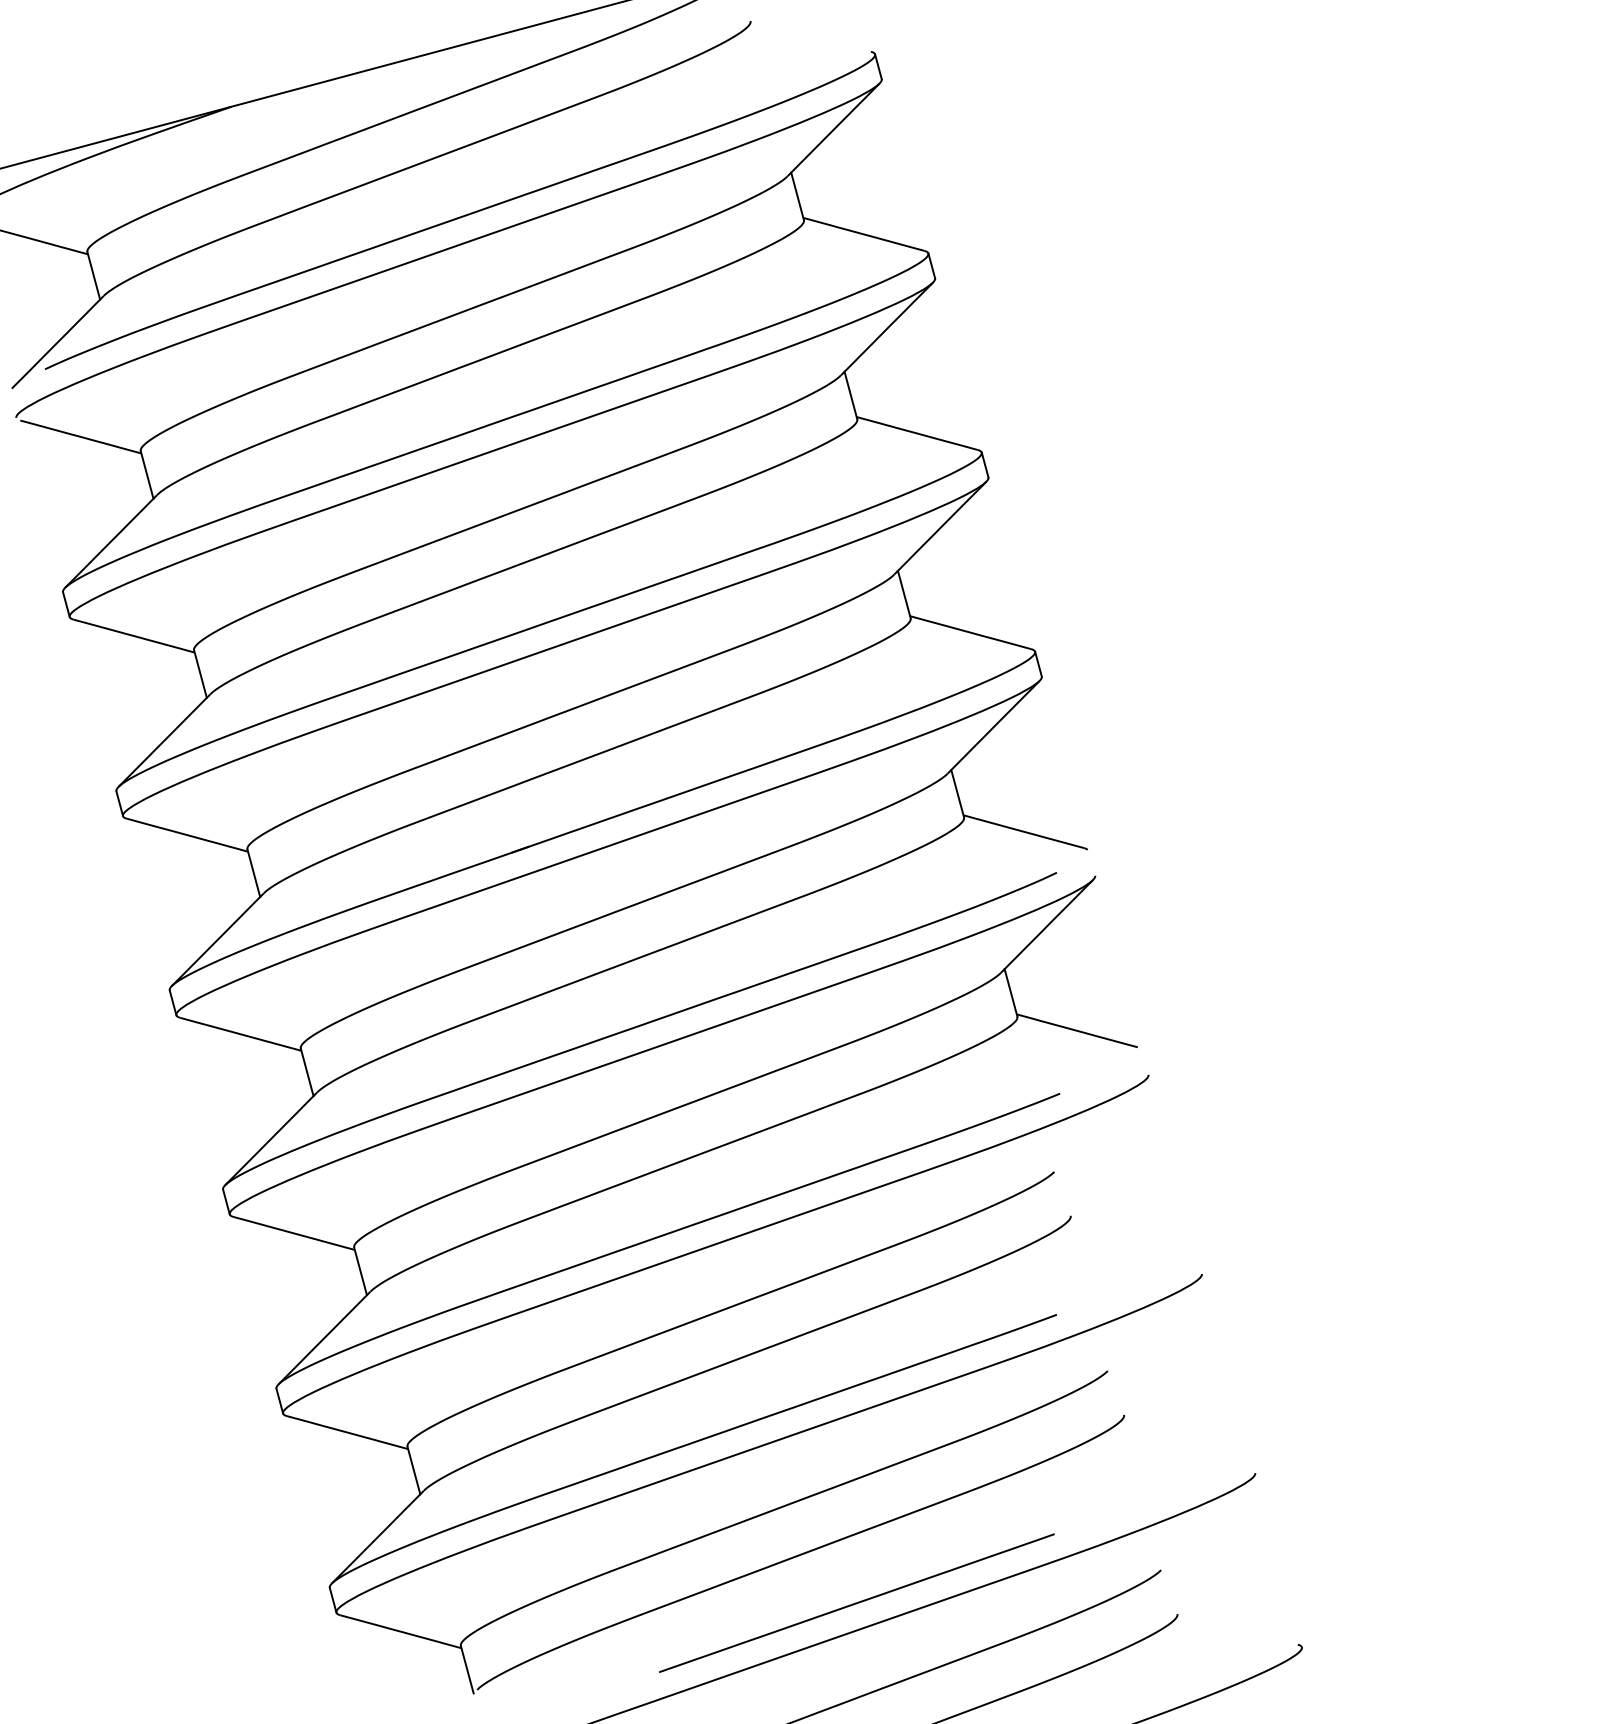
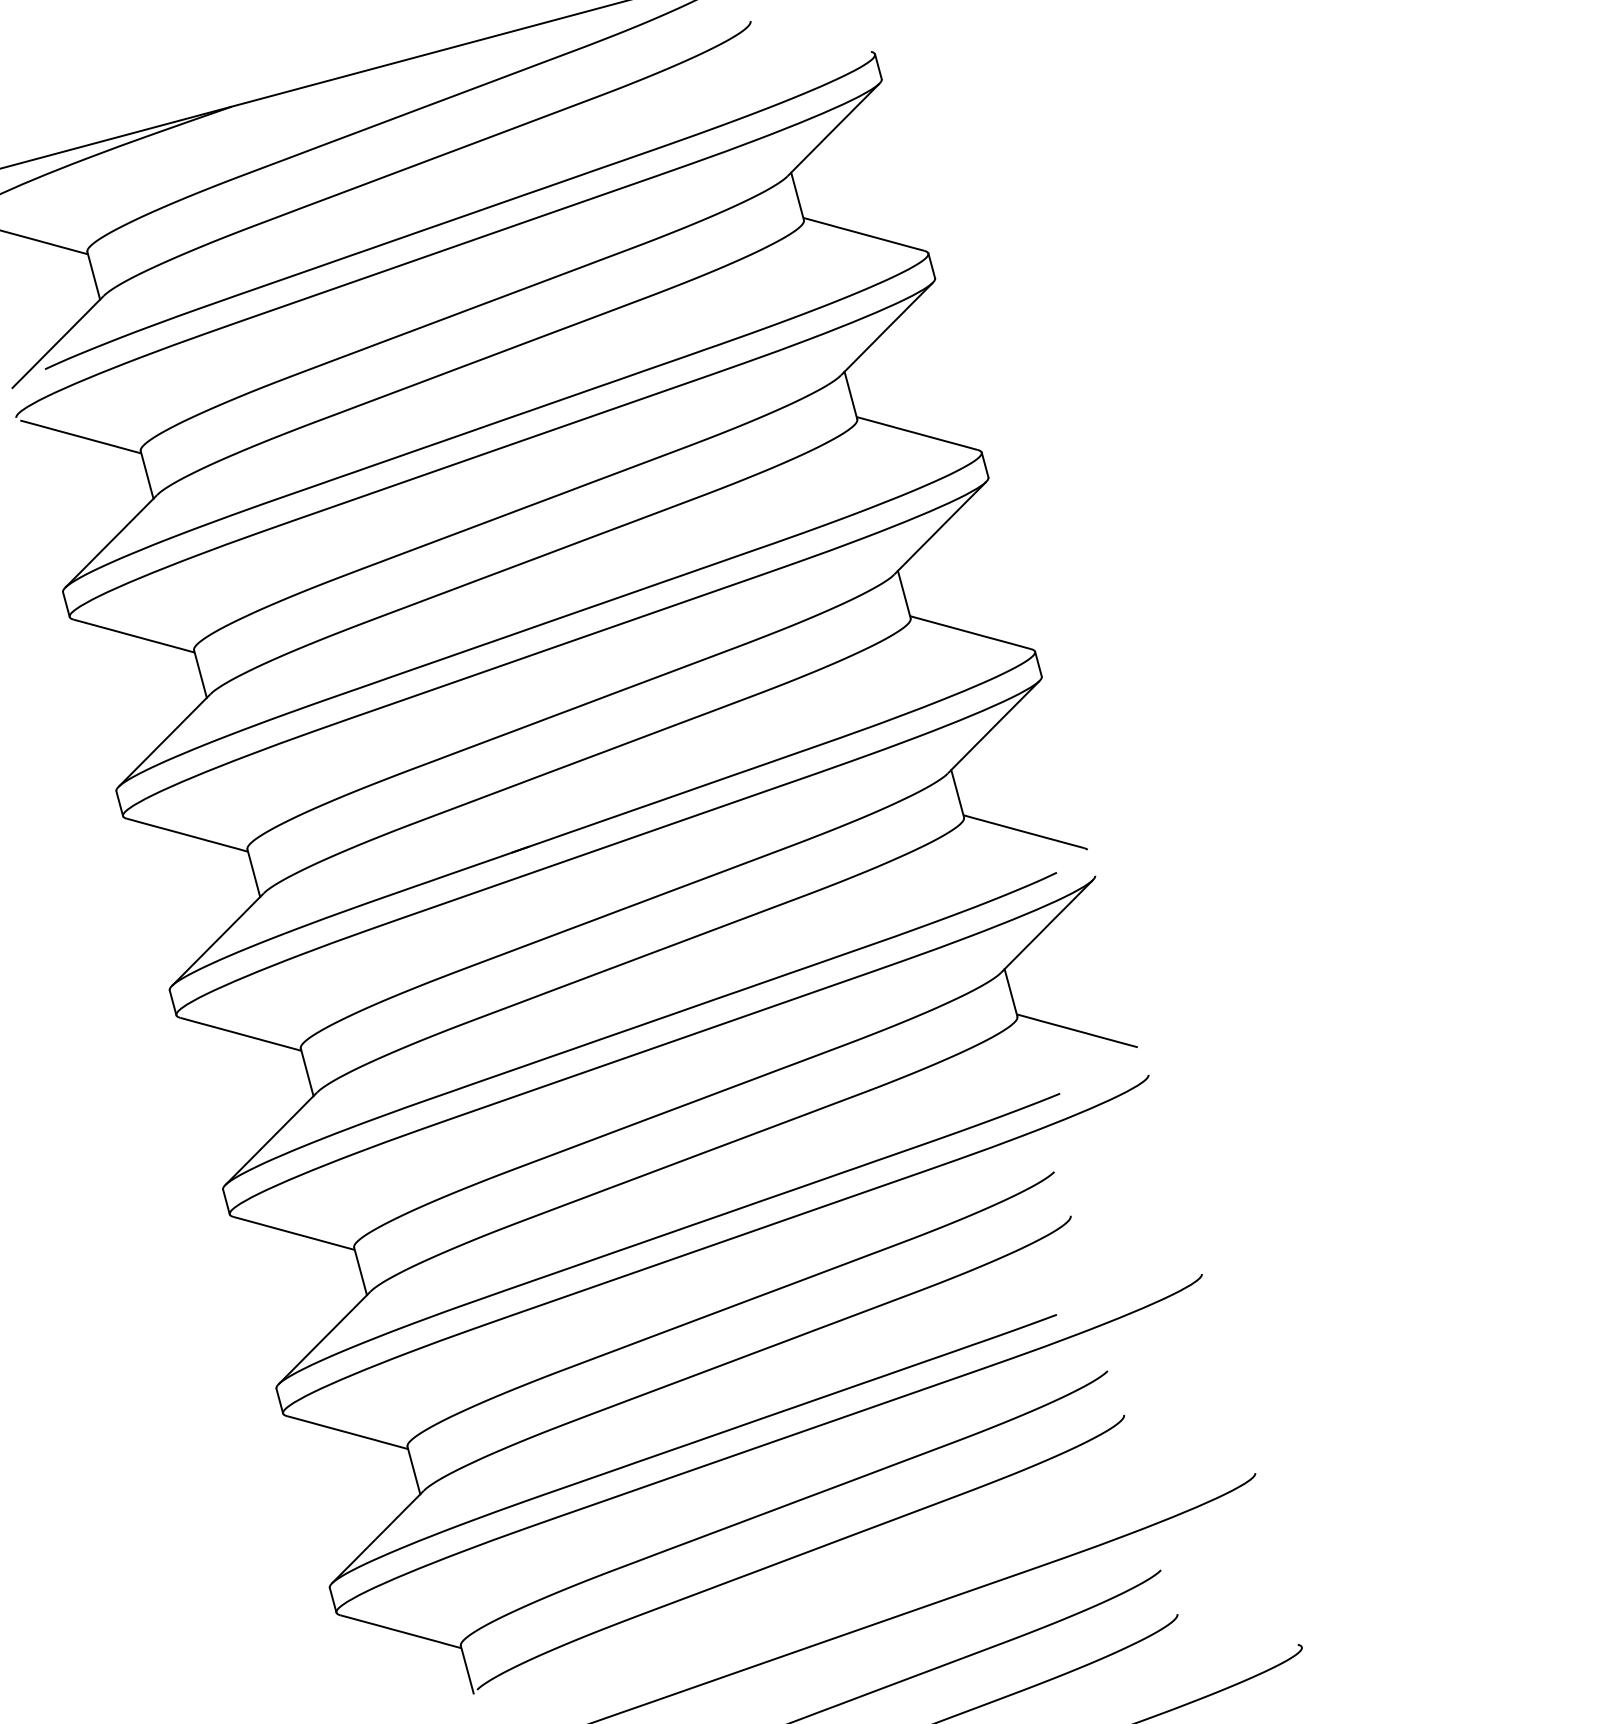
line: present -> none (856, 1602)
